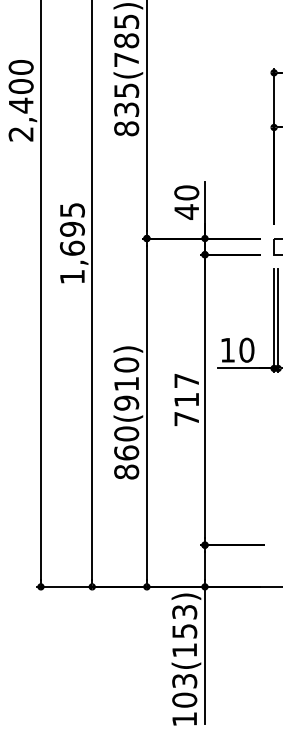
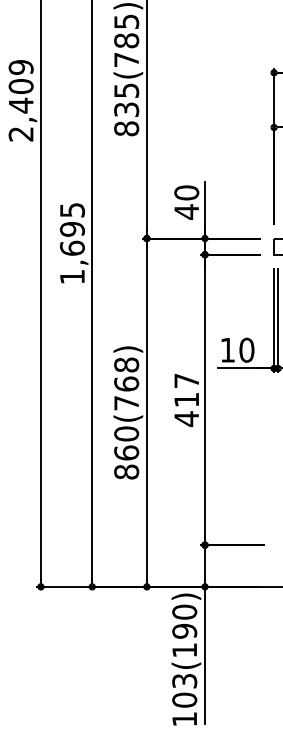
text: 2,400 -> 2,409 (20, 67)
text: 860(910) -> 860(768) (126, 383)
text: 717 -> 417 (186, 419)
text: 103(153) -> 103(190) (184, 621)
